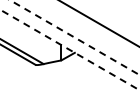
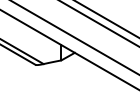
line: none -> present (106, 19)
line: dashed -> solid (74, 37)
line: dashed -> solid (70, 50)
